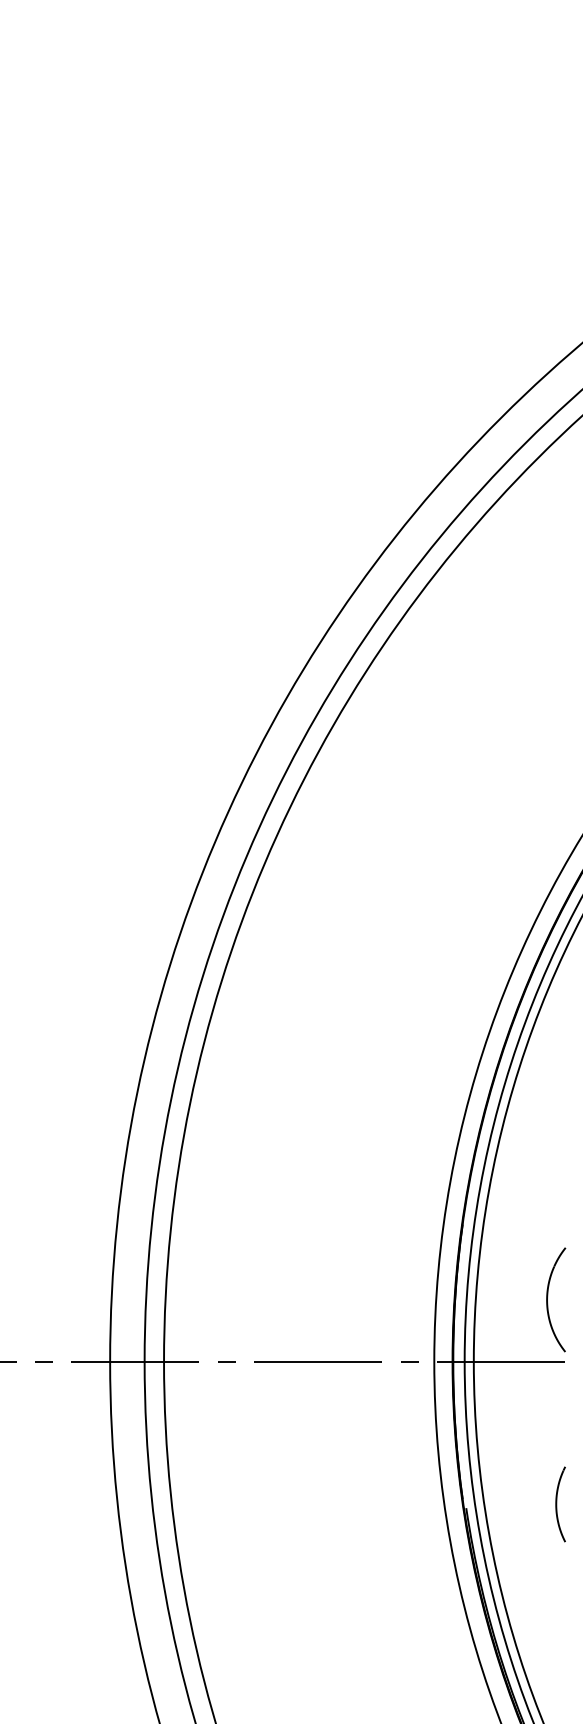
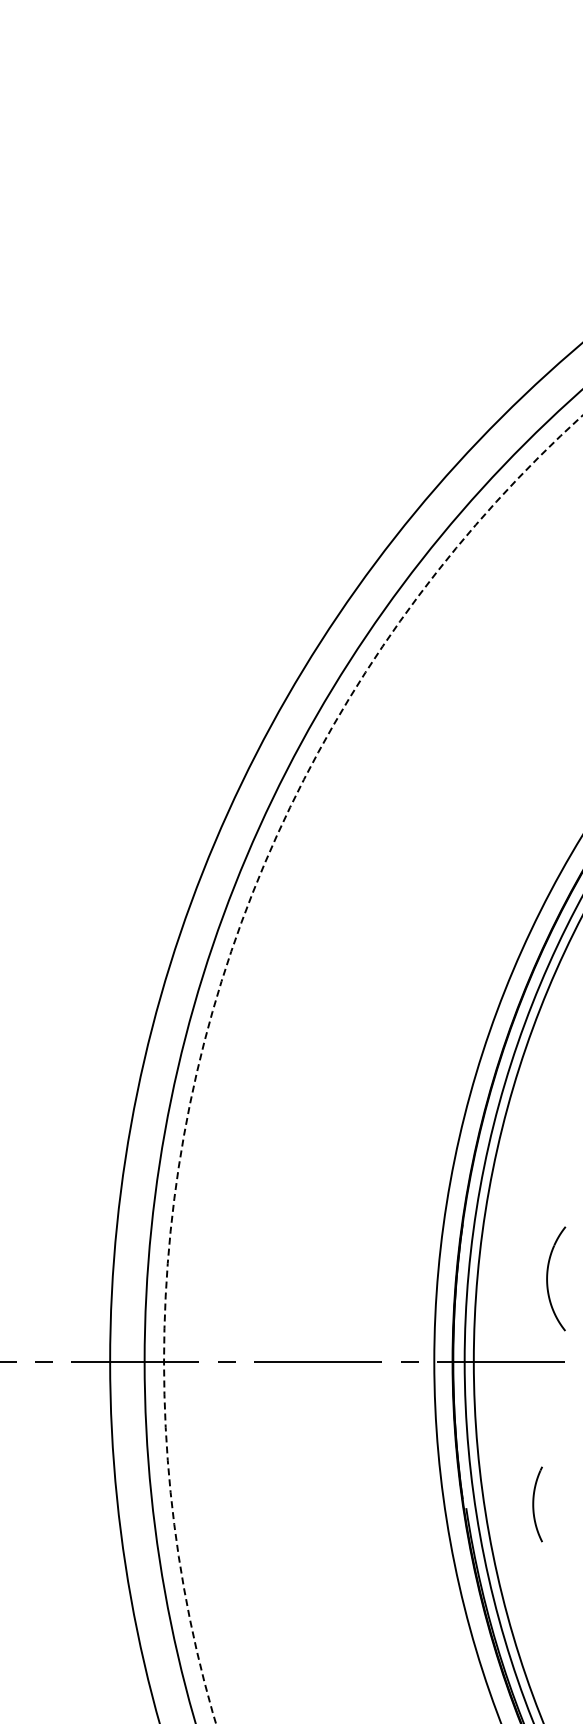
circle: solid -> dashed (373, 1069)
part position: (548, 1296) -> (548, 1275) (548, 1275)
part position: (560, 1504) -> (537, 1504) (537, 1504)
